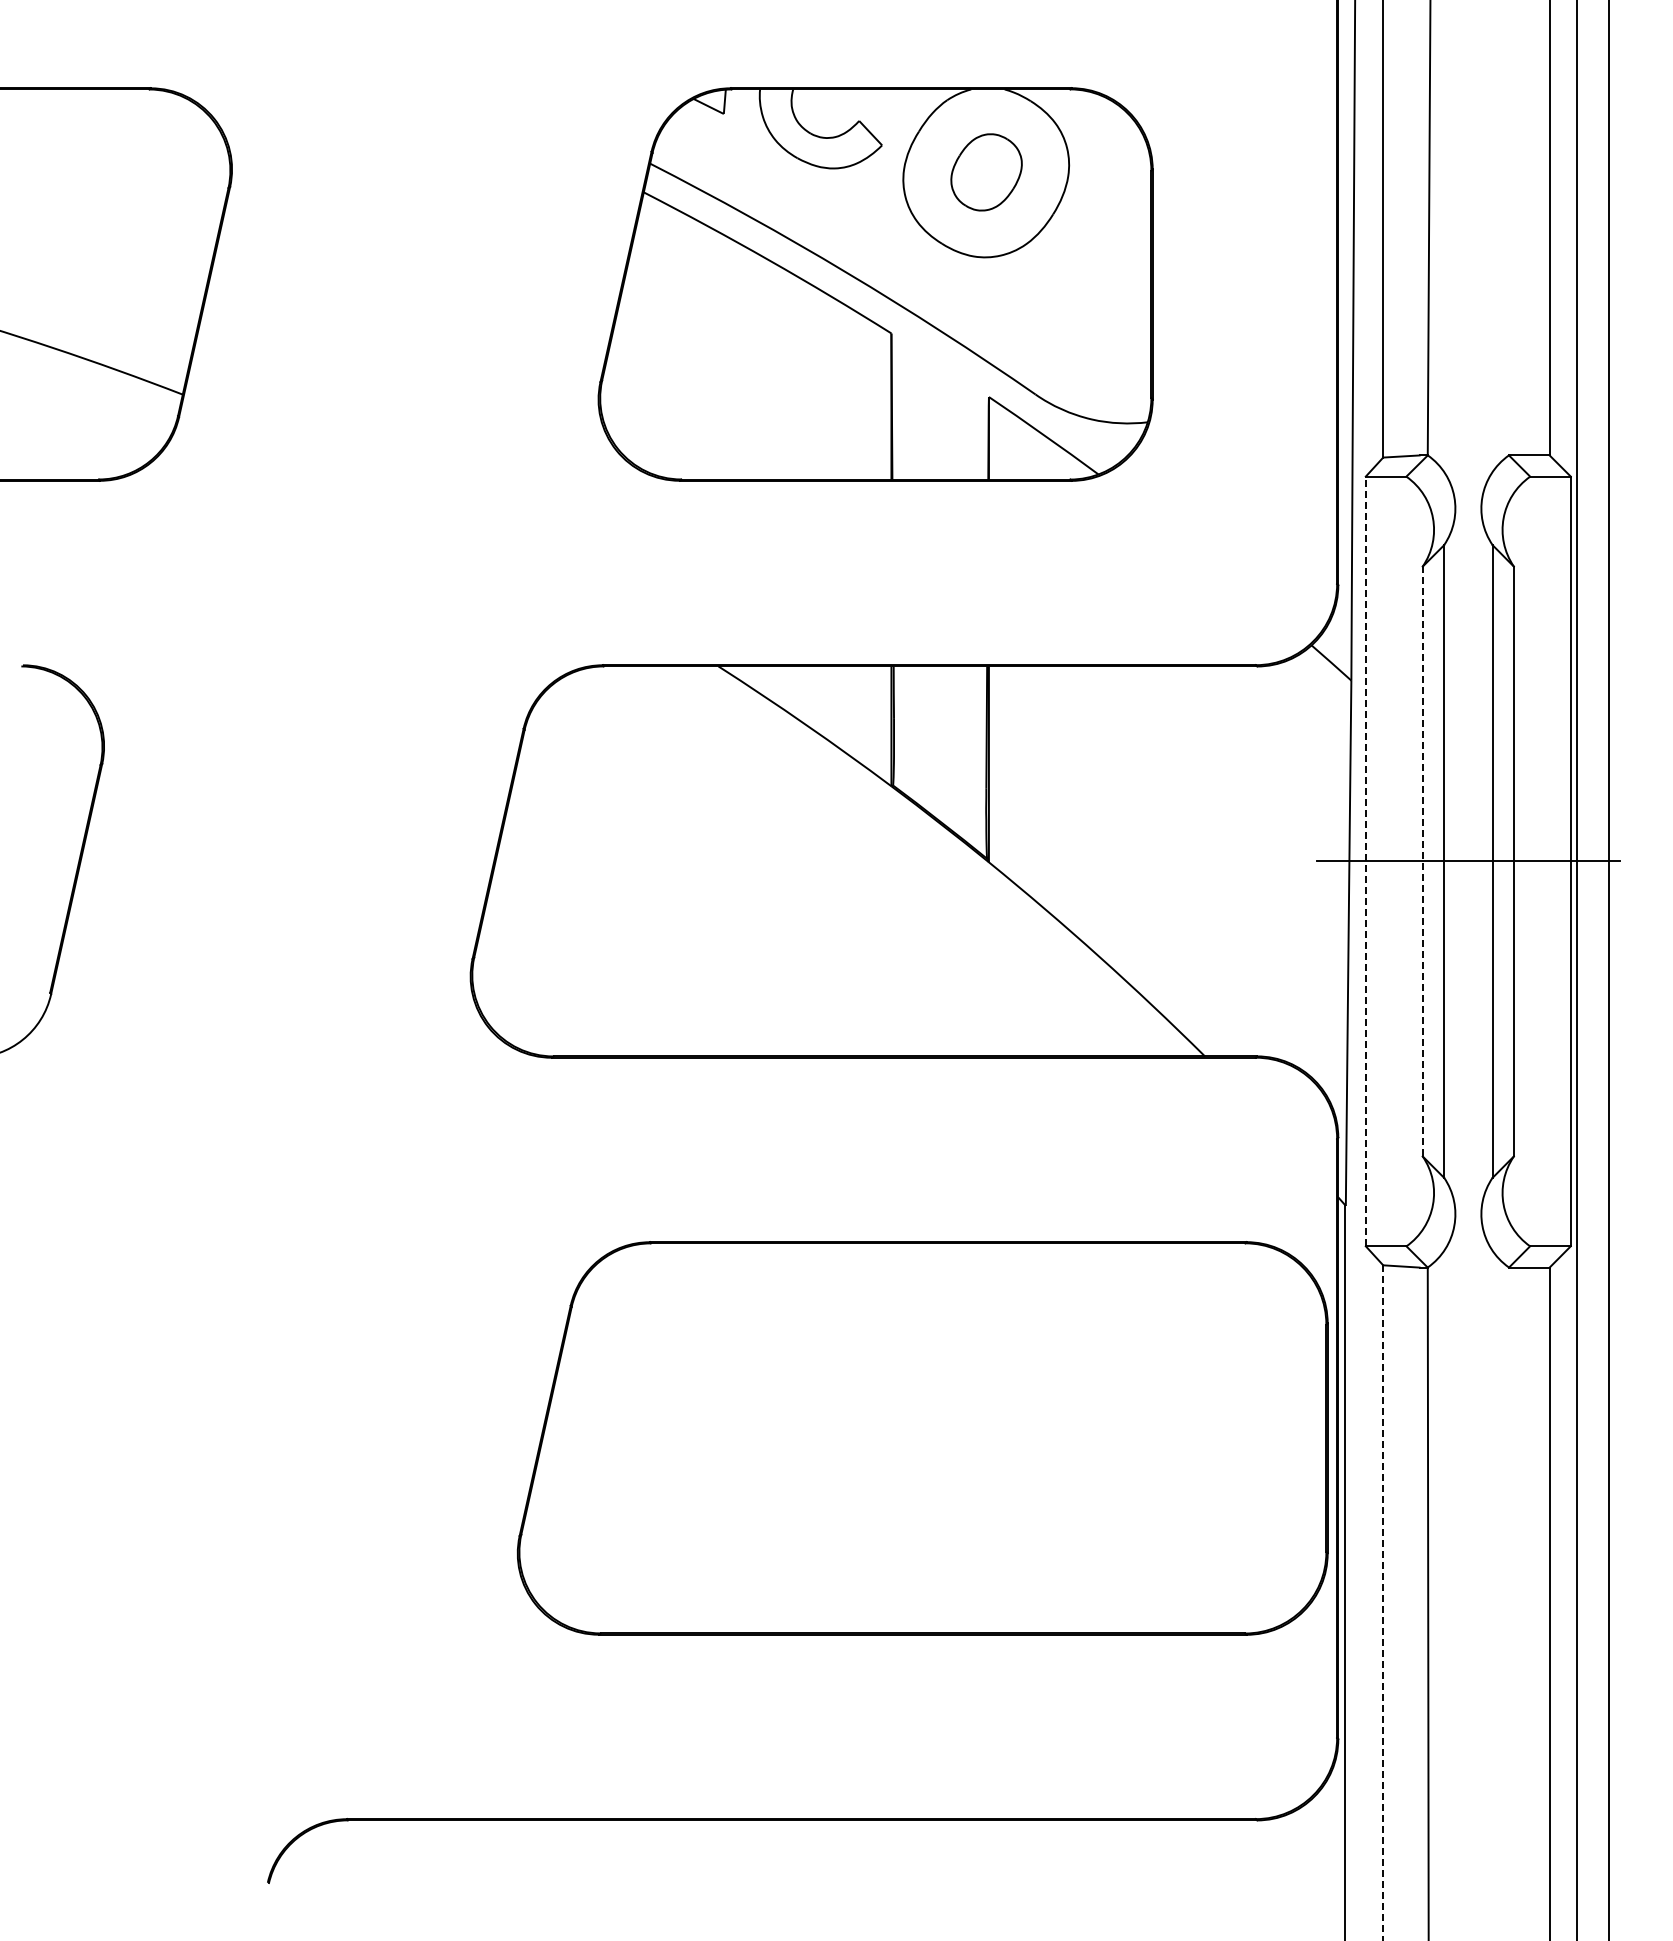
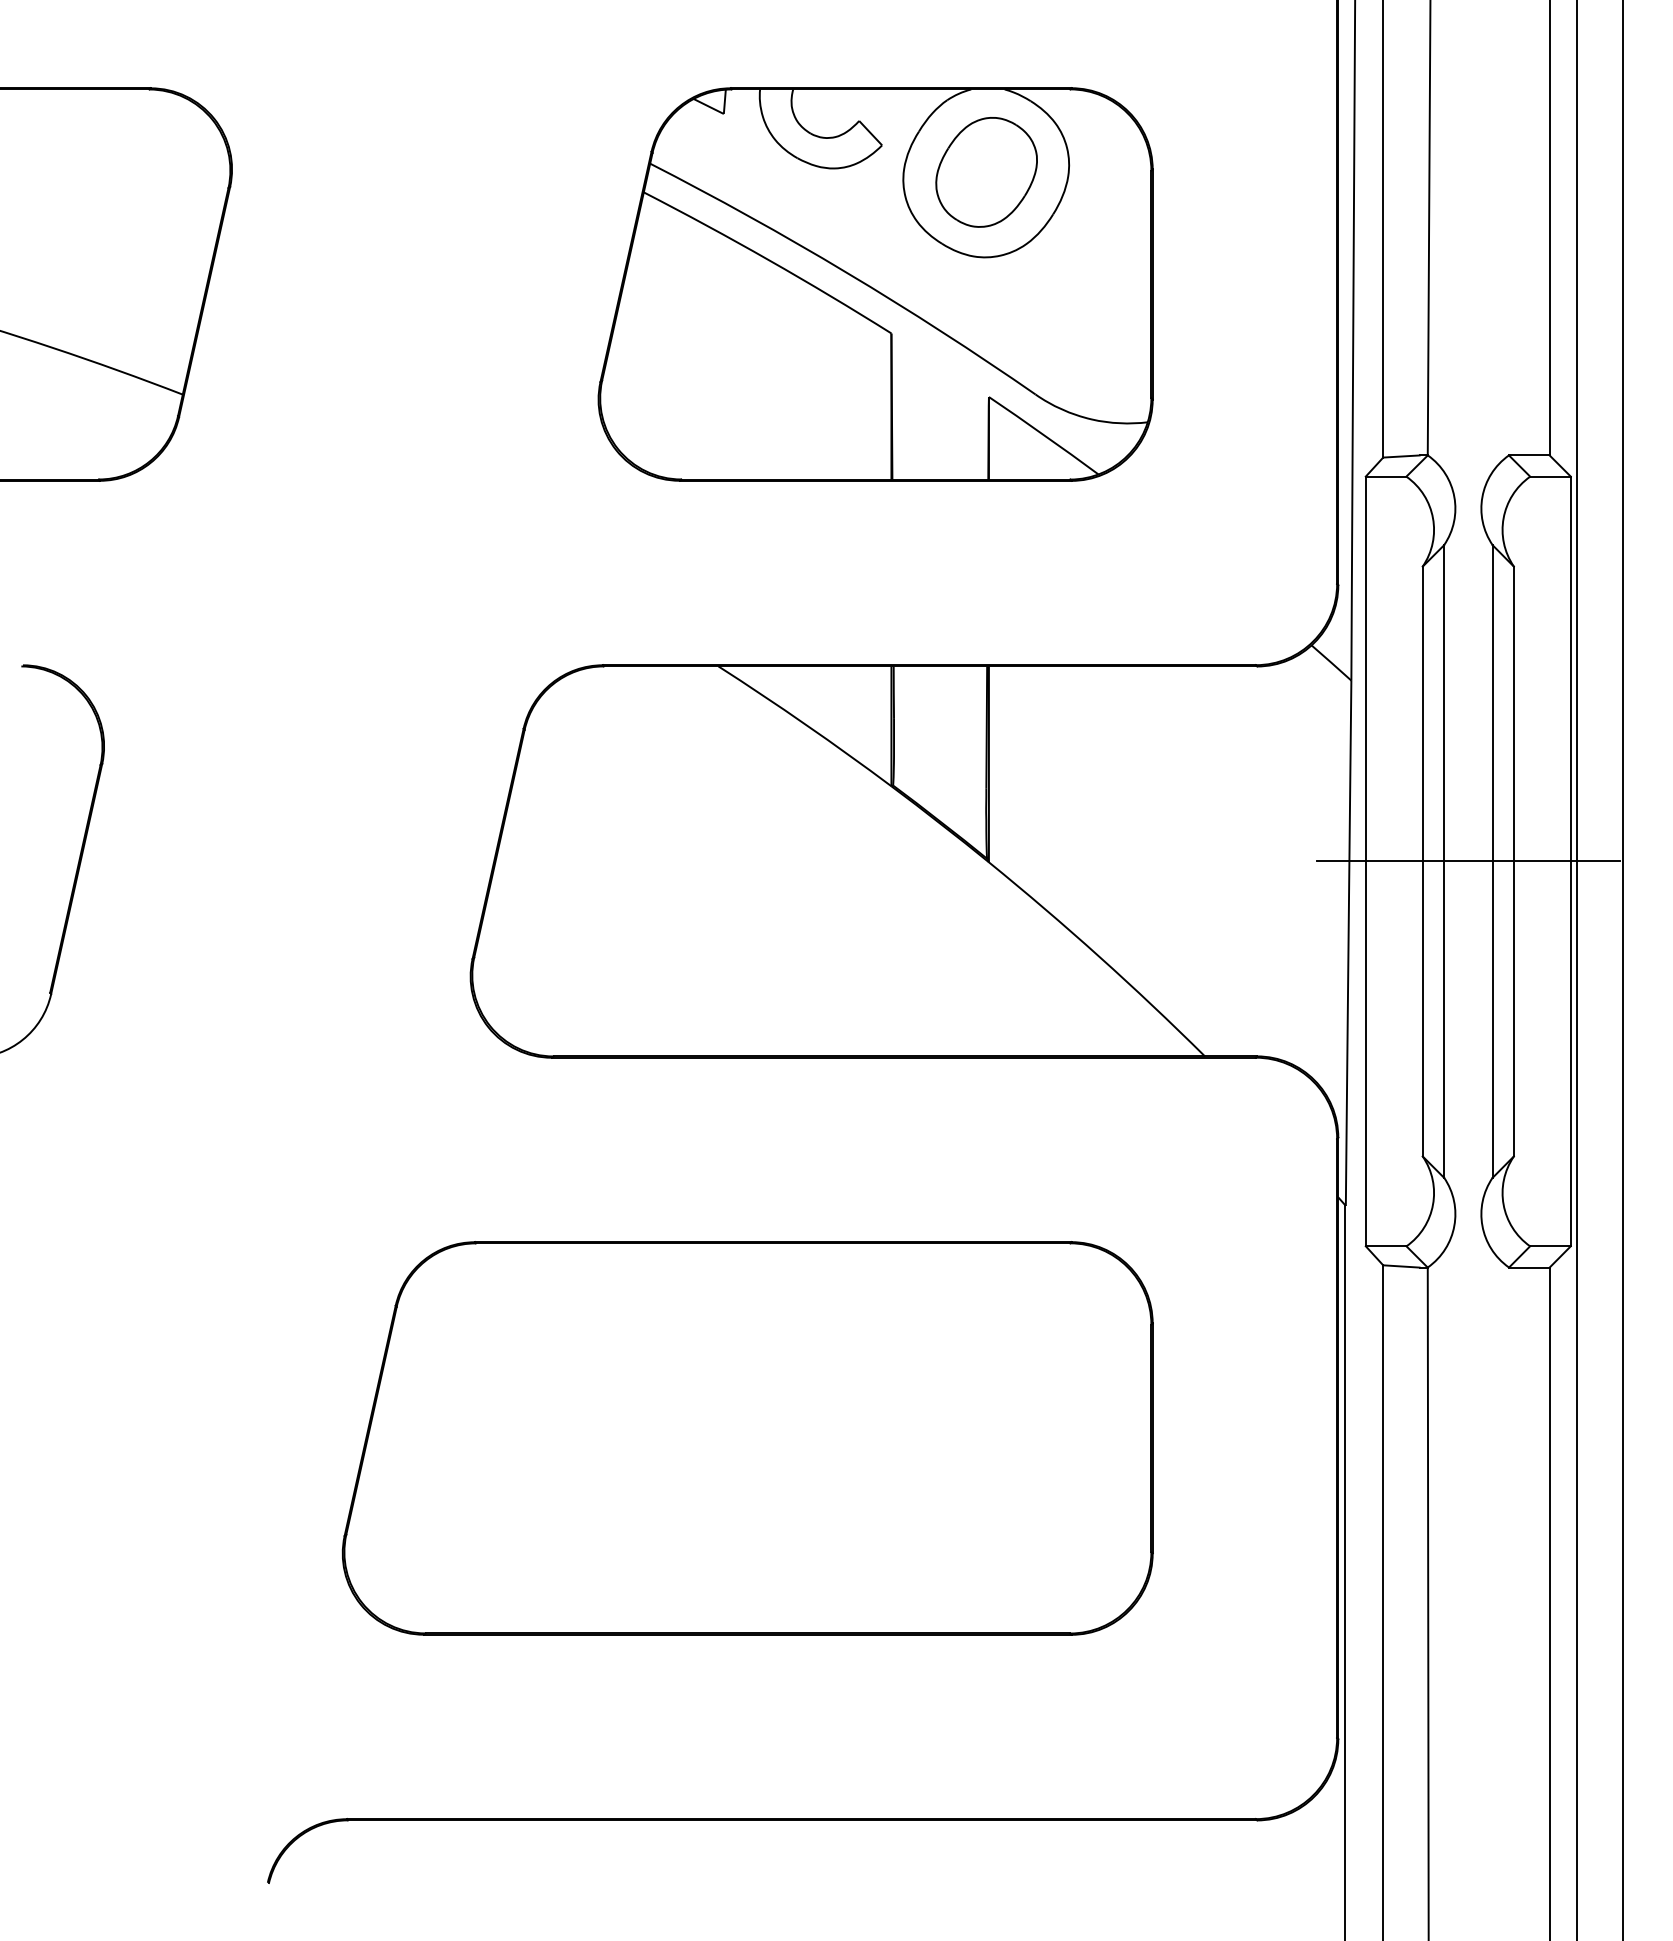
part size: 73x79 px -> 103x111 px (986, 172)
line: dashed -> solid (1365, 861)
line: dashed -> solid (1422, 861)
line position: (1608, 969) -> (1622, 969) (1622, 969)
part position: (922, 1438) -> (747, 1438) (747, 1438)
line: dashed -> solid (1383, 1603)
